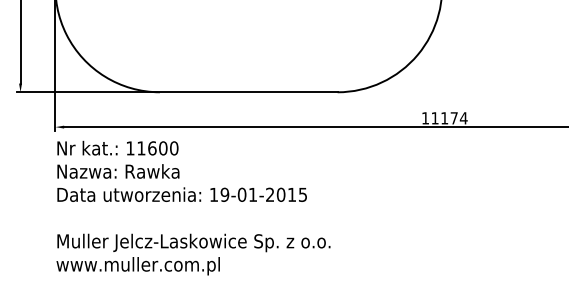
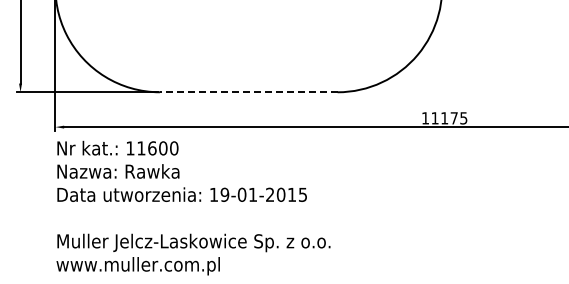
line: solid -> dashed (248, 92)
text: 11174 -> 11175 (463, 118)
